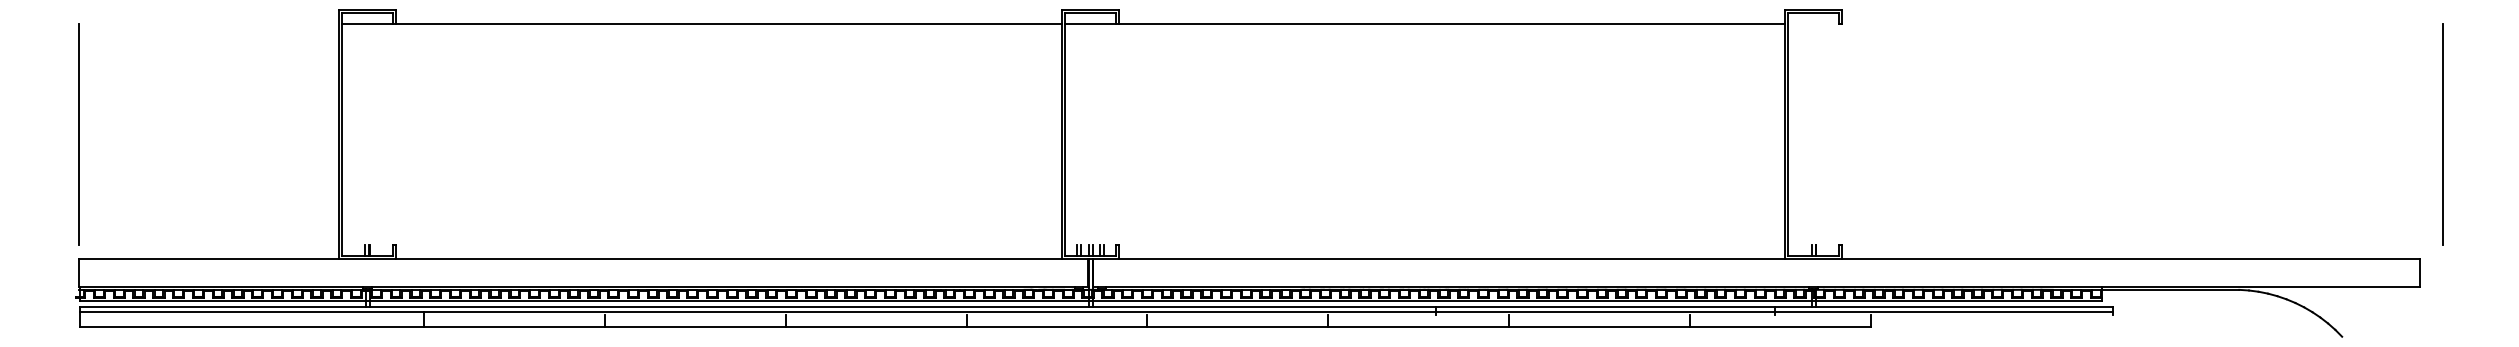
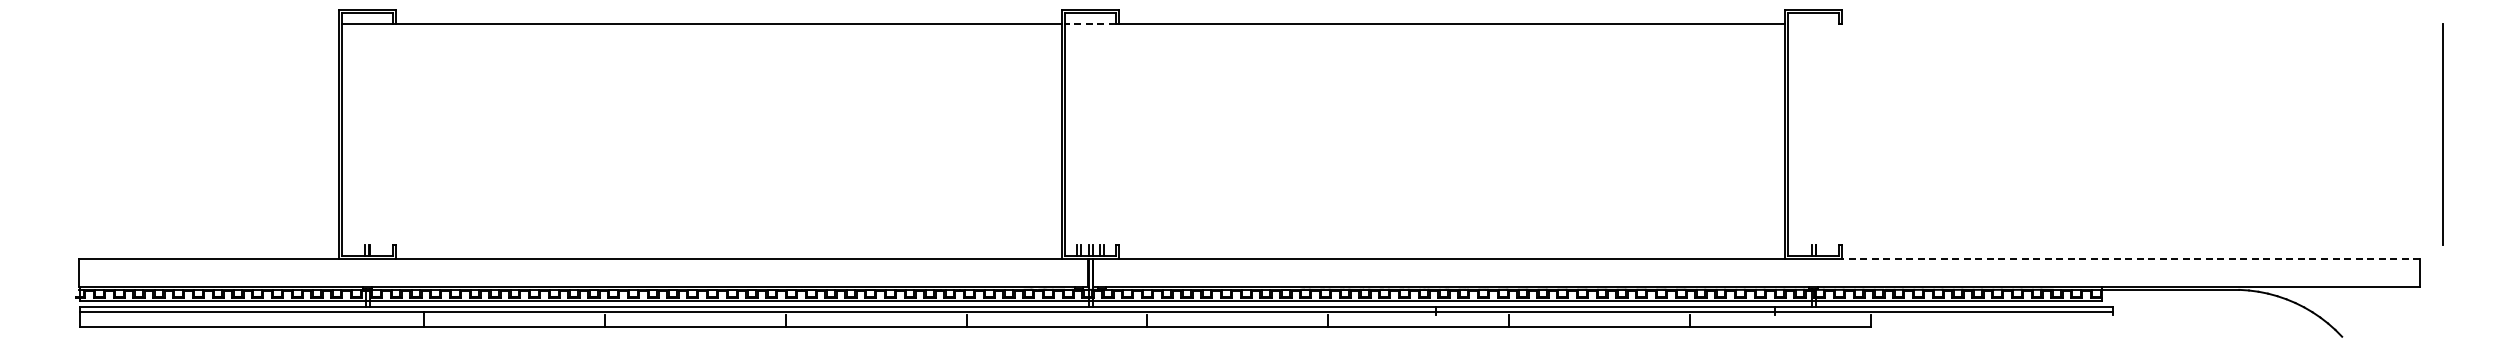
line: solid -> dashed (1090, 24)
line: present -> none (79, 134)
line: solid -> dashed (2130, 258)
